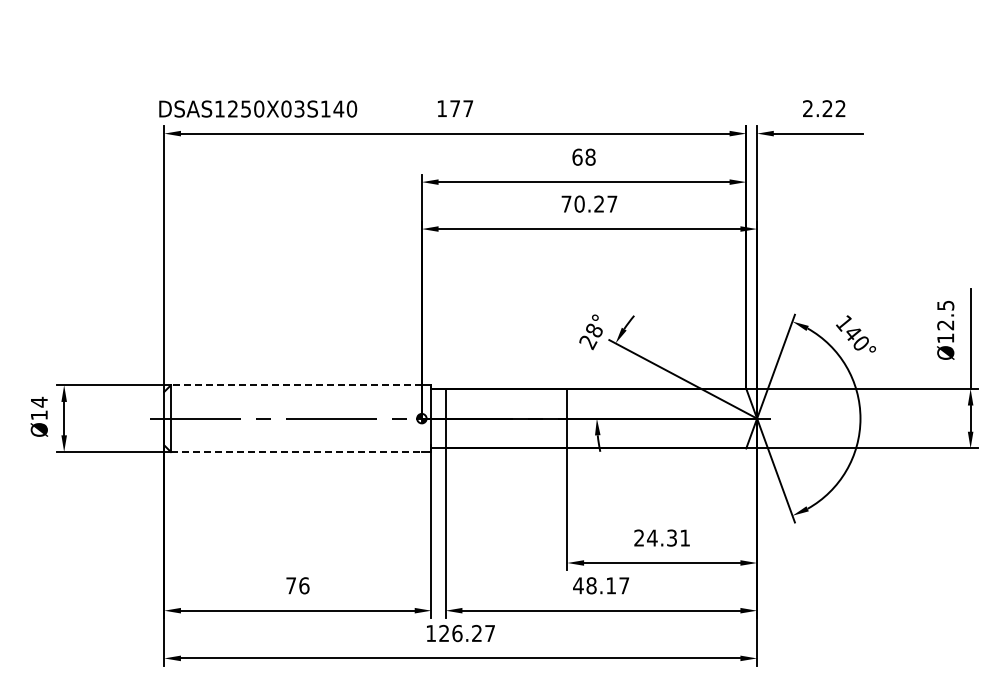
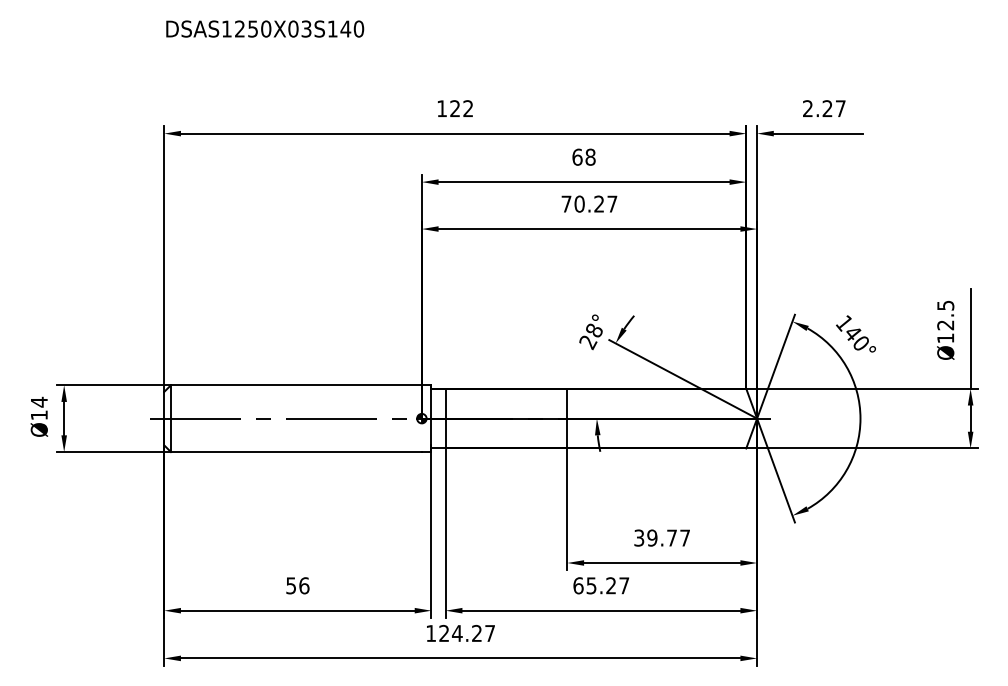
text position: (258, 108) -> (265, 28) (265, 28)
text: 177 -> 122 (461, 108)
text: 2.22 -> 2.27 (840, 108)
line: dashed -> solid (295, 385)
line: dashed -> solid (296, 452)
text: 24.31 -> 39.77 (661, 537)
text: 76 -> 56 (290, 585)
text: 48.17 -> 65.27 (594, 585)
text: 126.27 -> 124.27 (456, 633)
